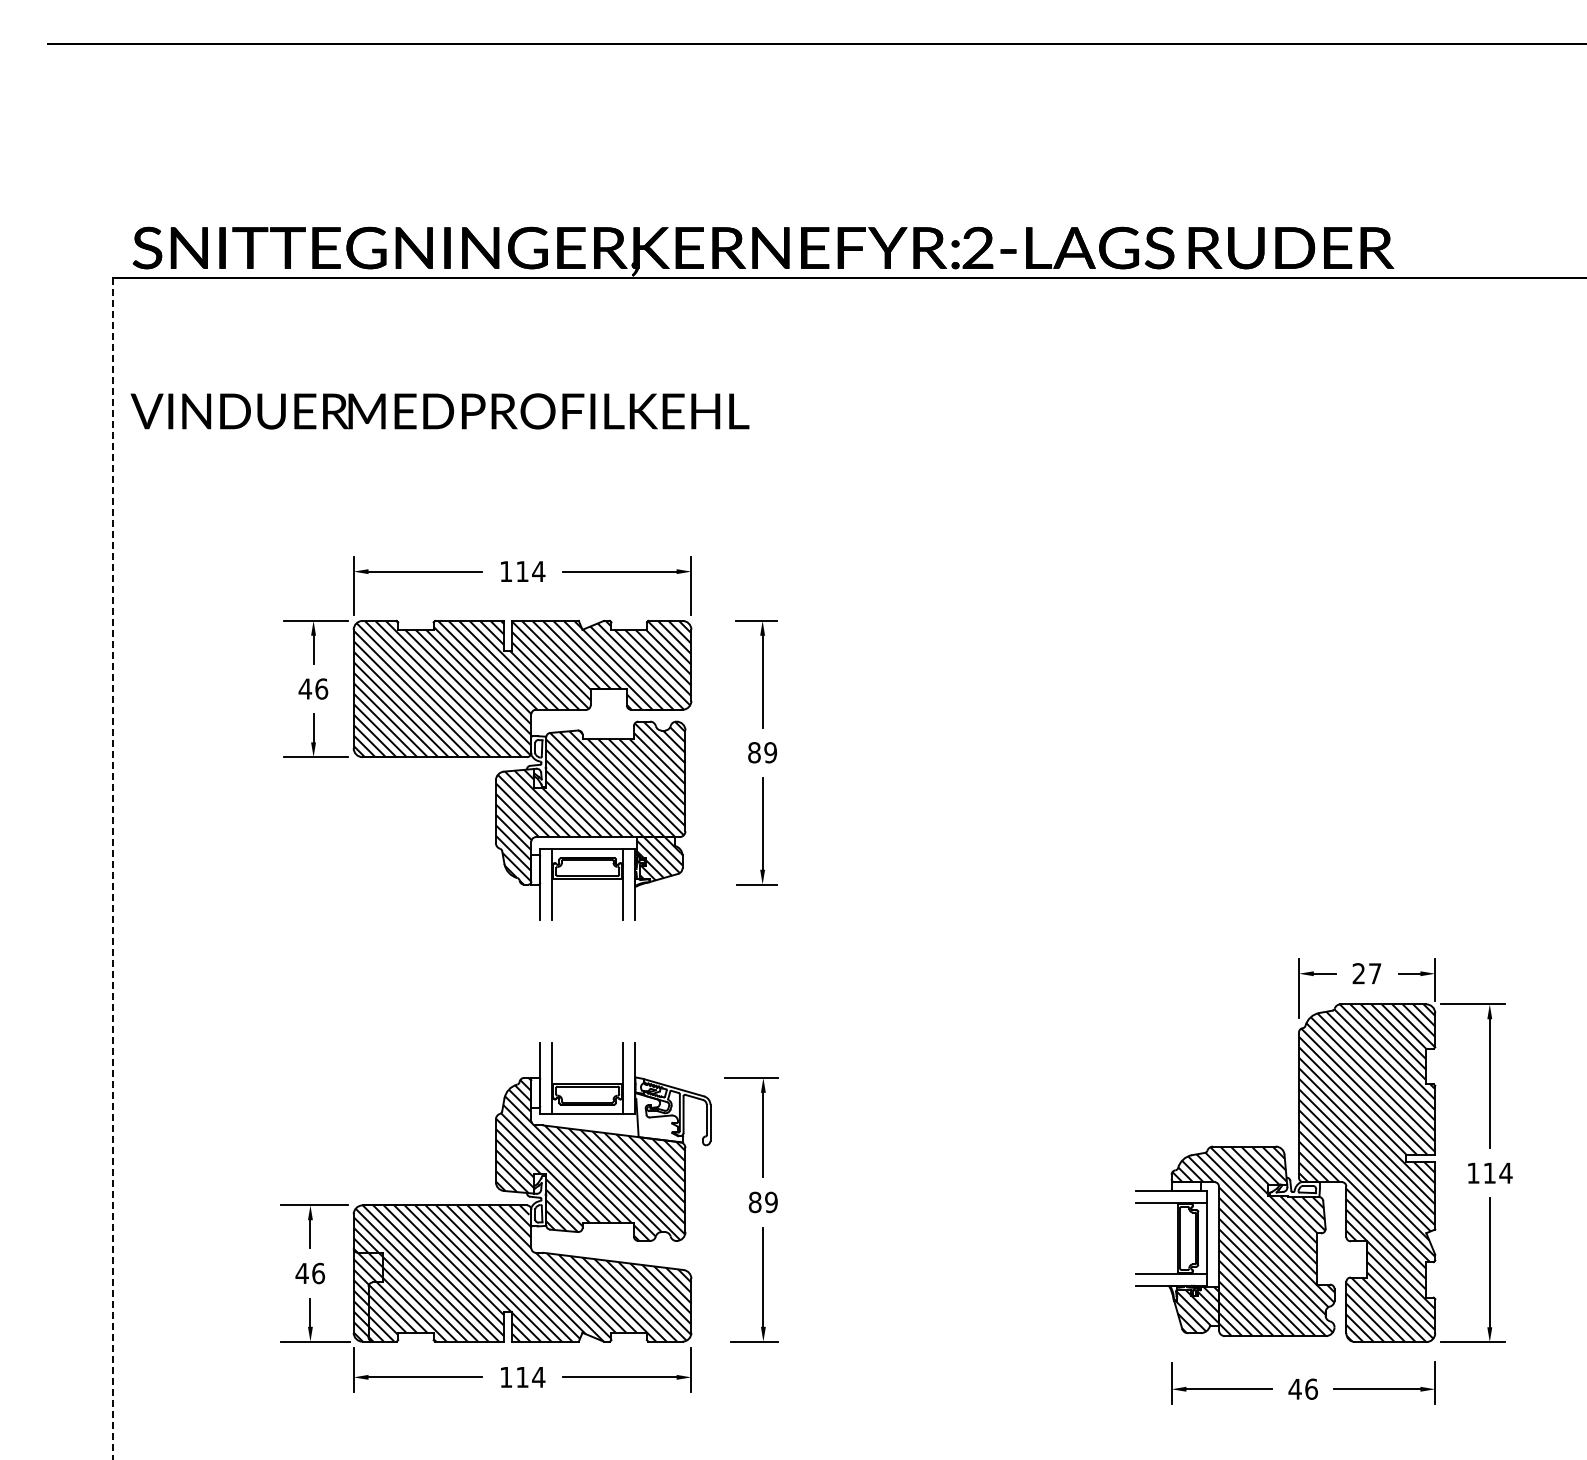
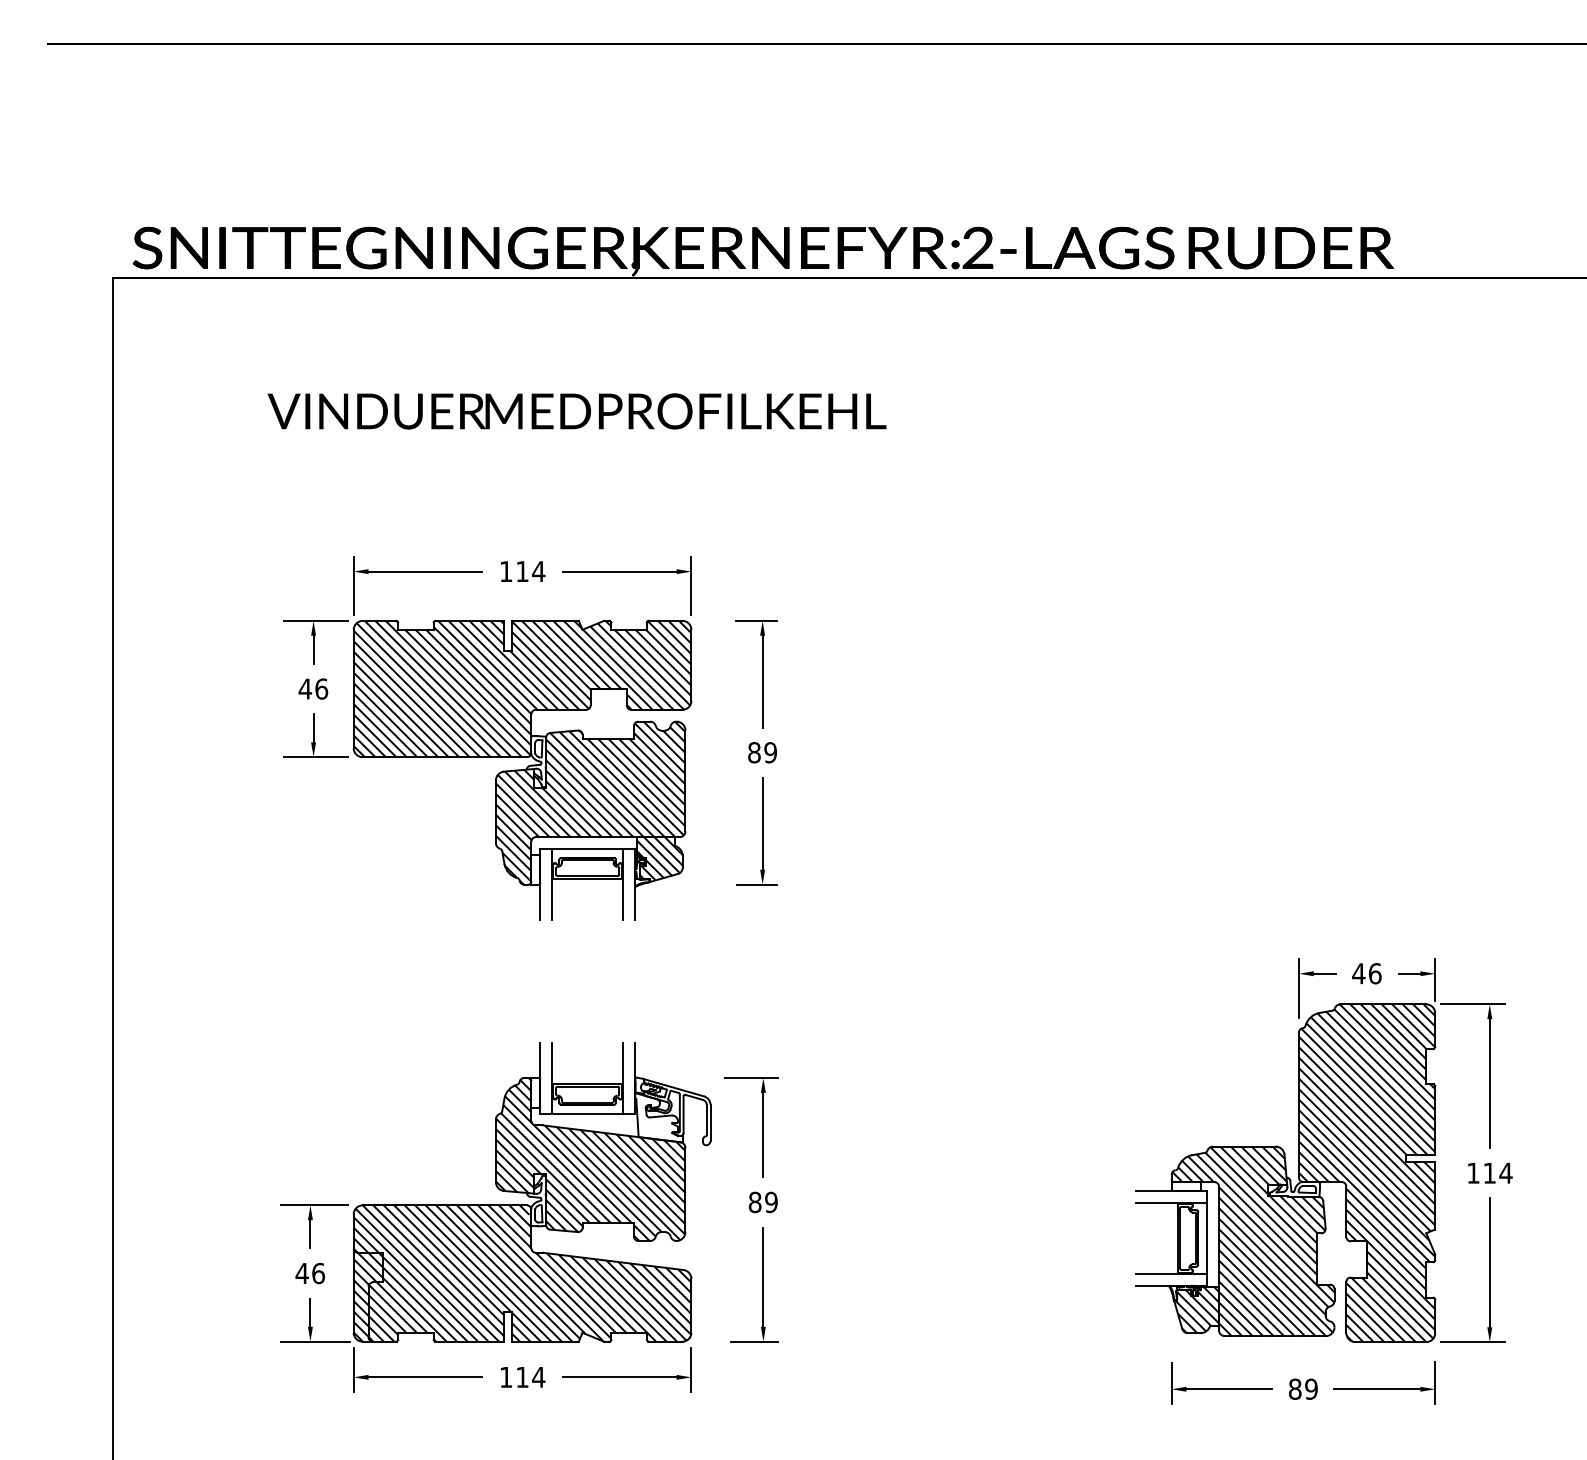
text position: (439, 411) -> (576, 411) (576, 411)
line: dashed -> solid (112, 869)
text: 27 -> 46 (1366, 973)
text: 46 -> 89 (1302, 1388)
